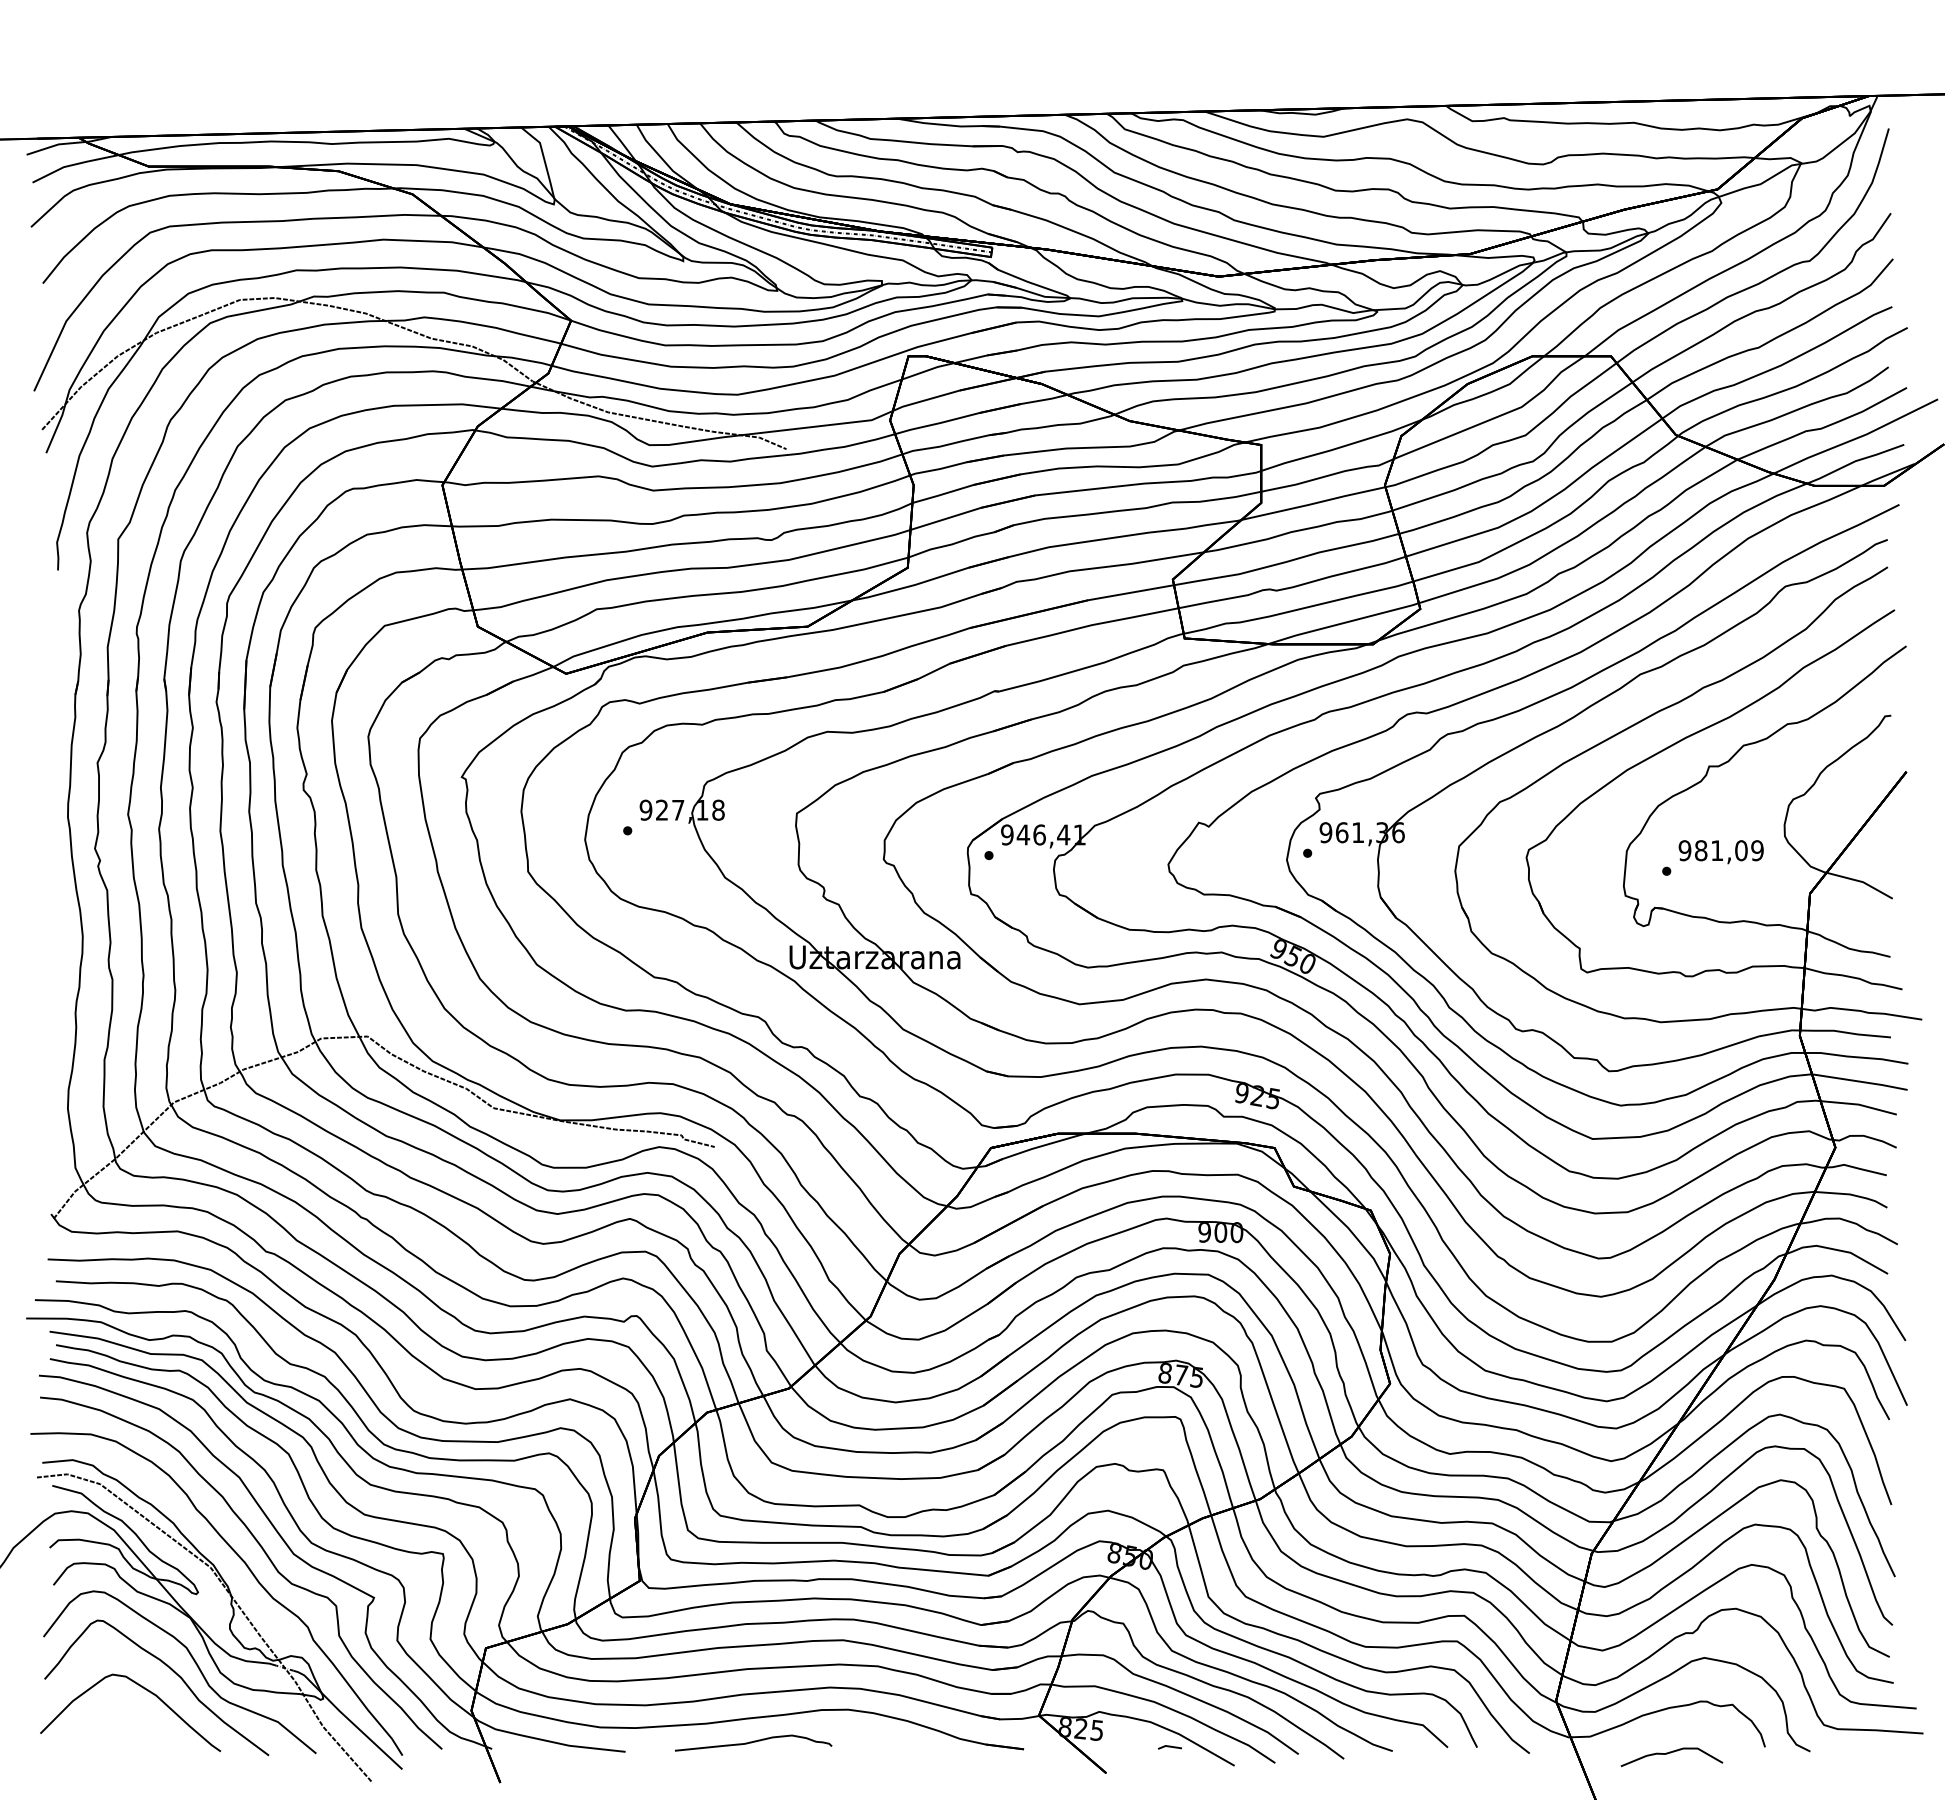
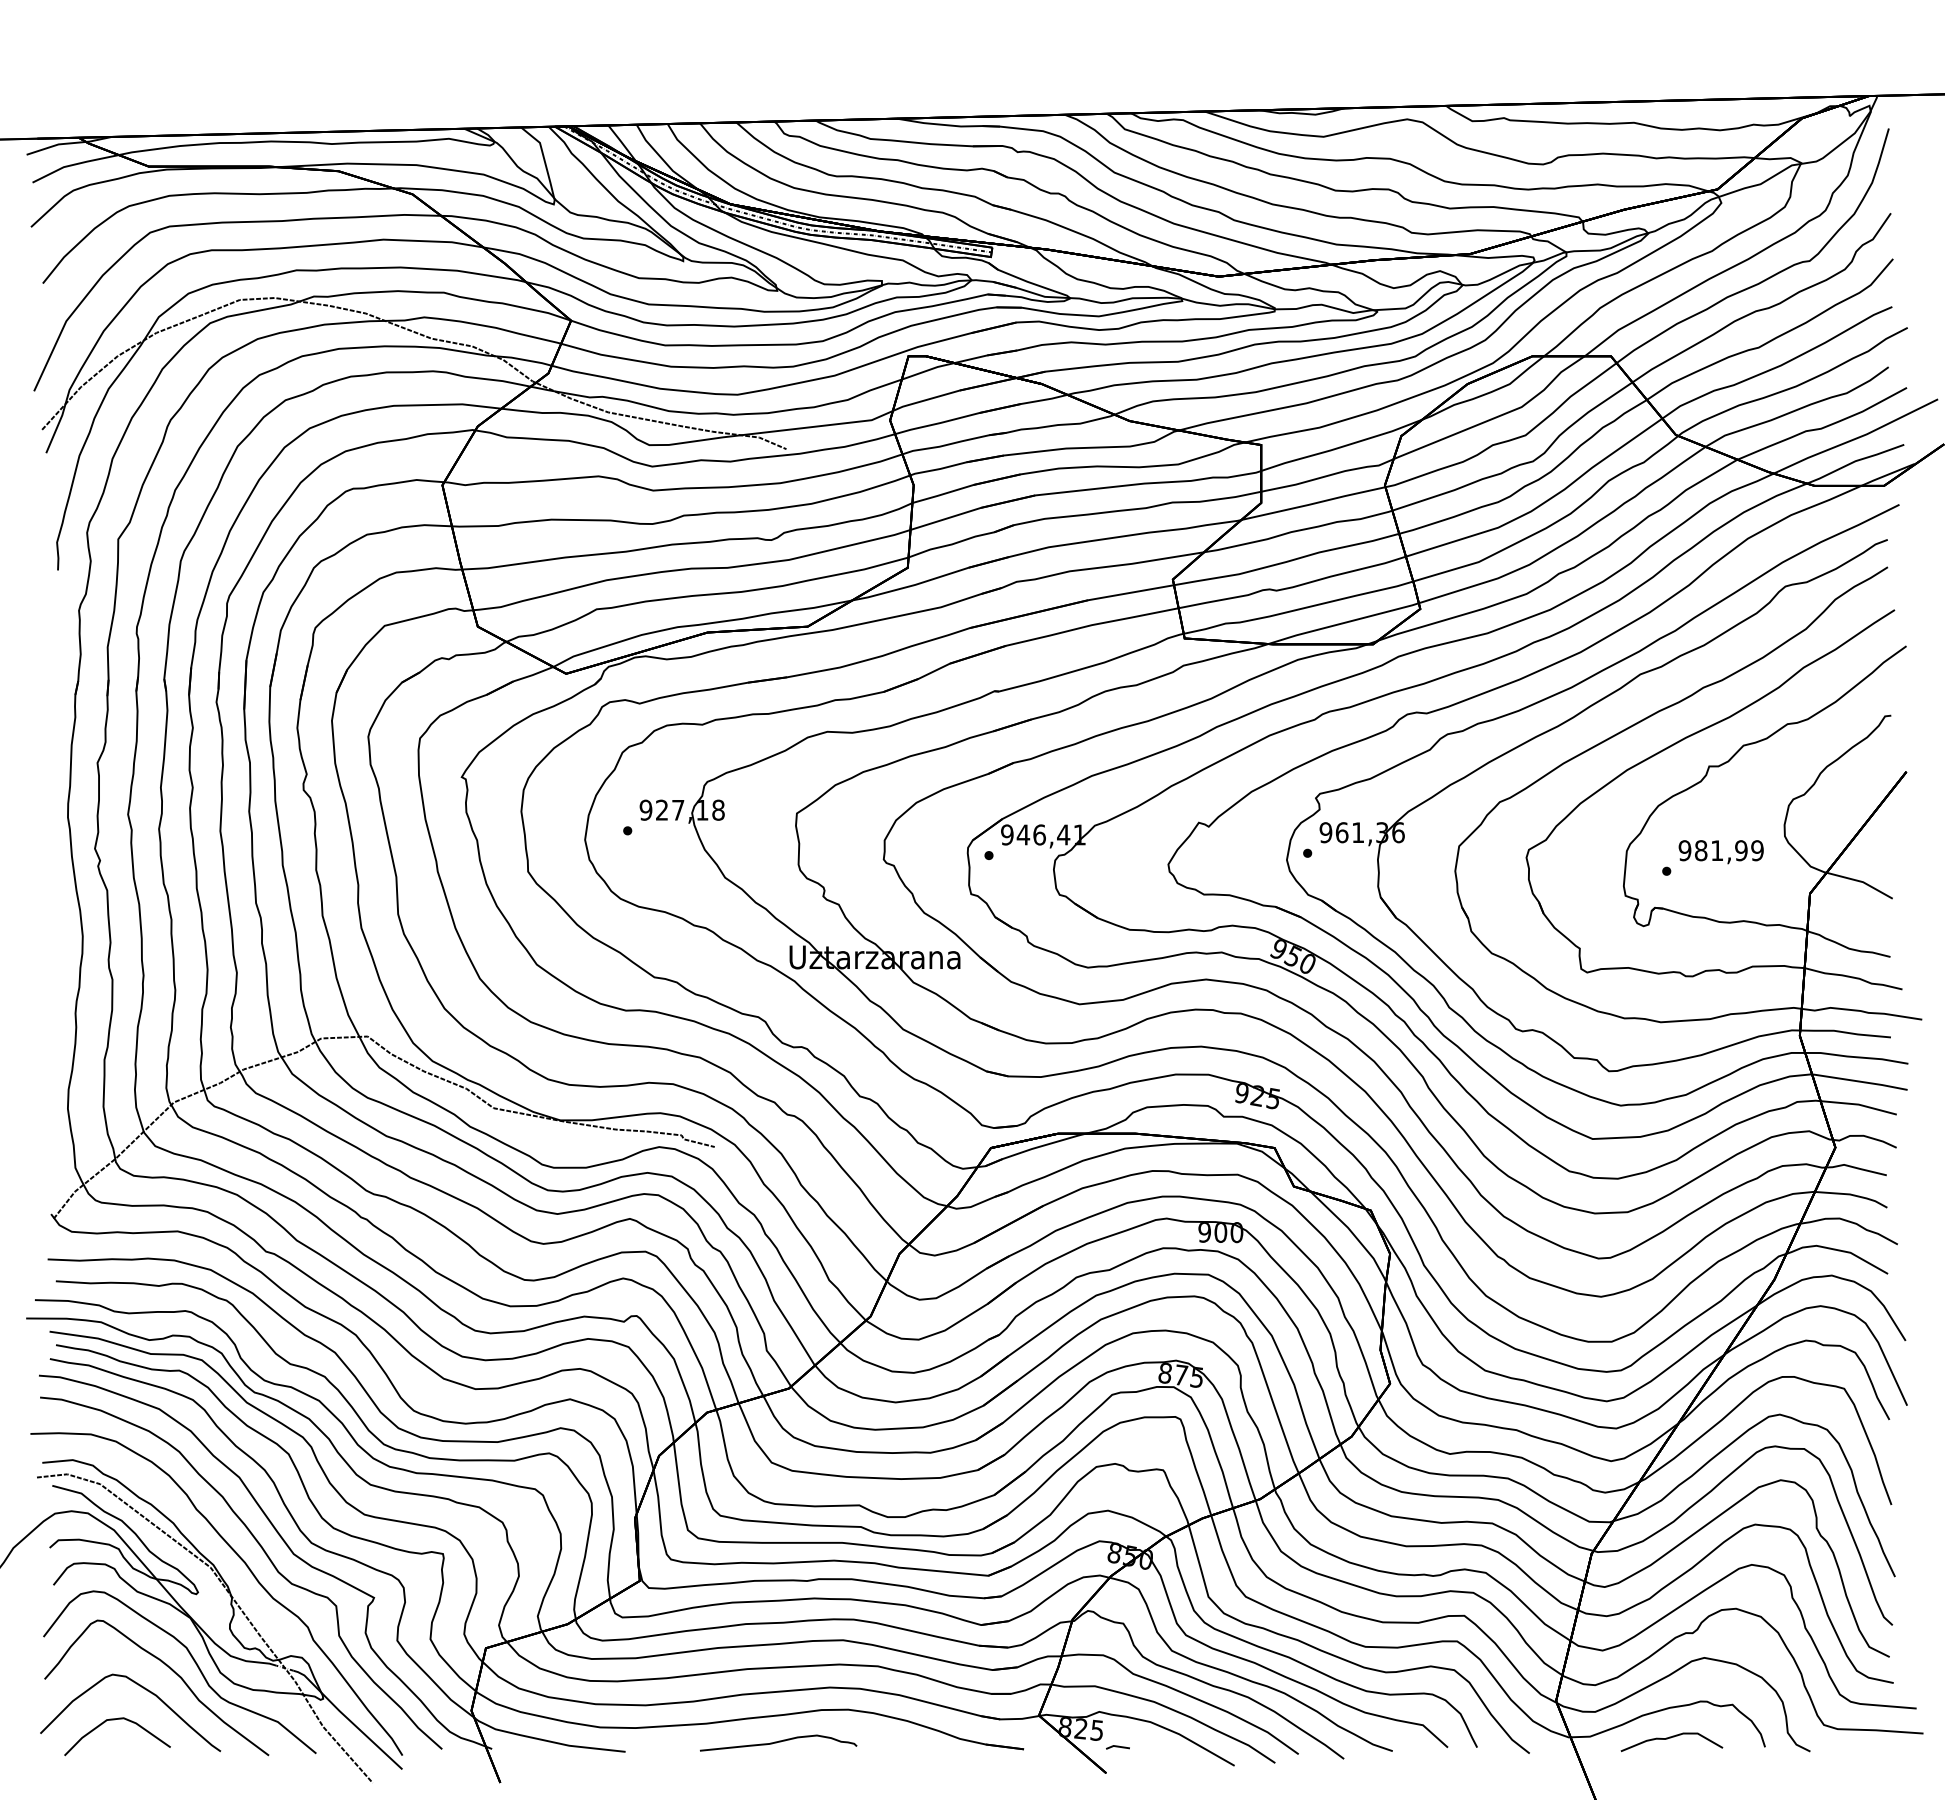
text: 981,09 -> 981,99 (1741, 850)
curve: none -> present (114, 1720)
curve position: (753, 1742) -> (778, 1742) (778, 1742)
line position: (1169, 1747) -> (1117, 1747) (1117, 1747)
curve position: (1671, 1753) -> (1671, 1738) (1671, 1738)
